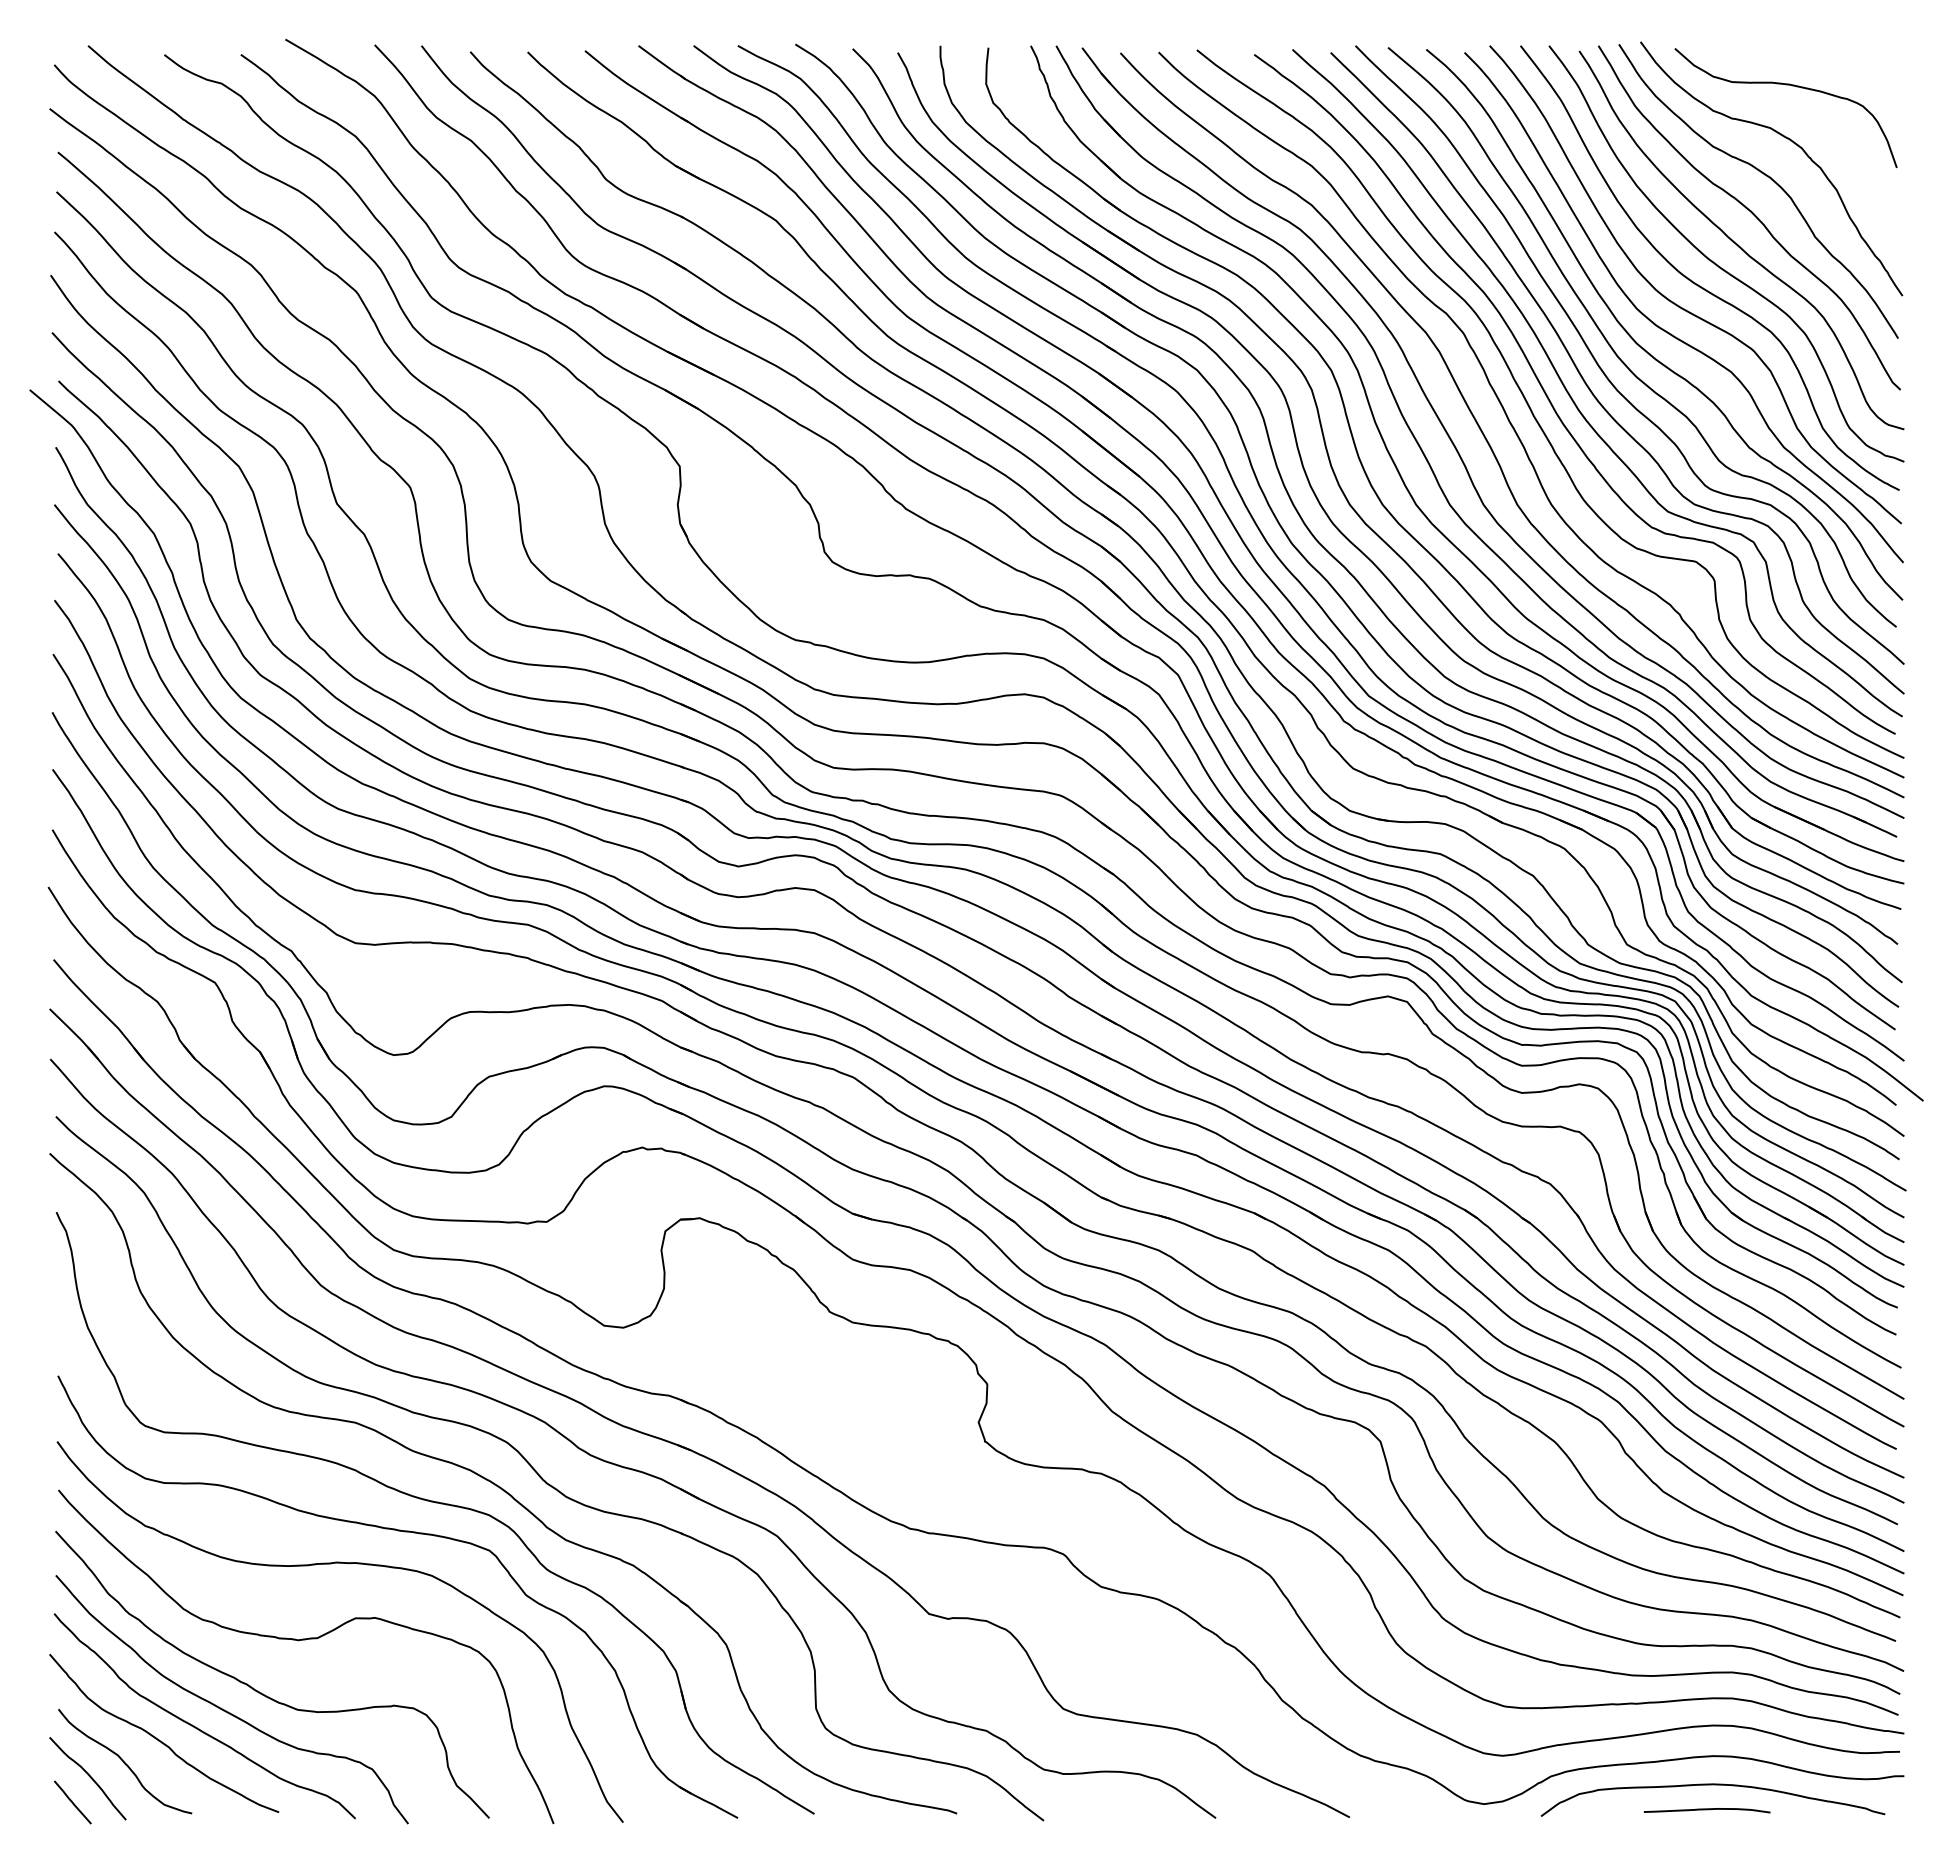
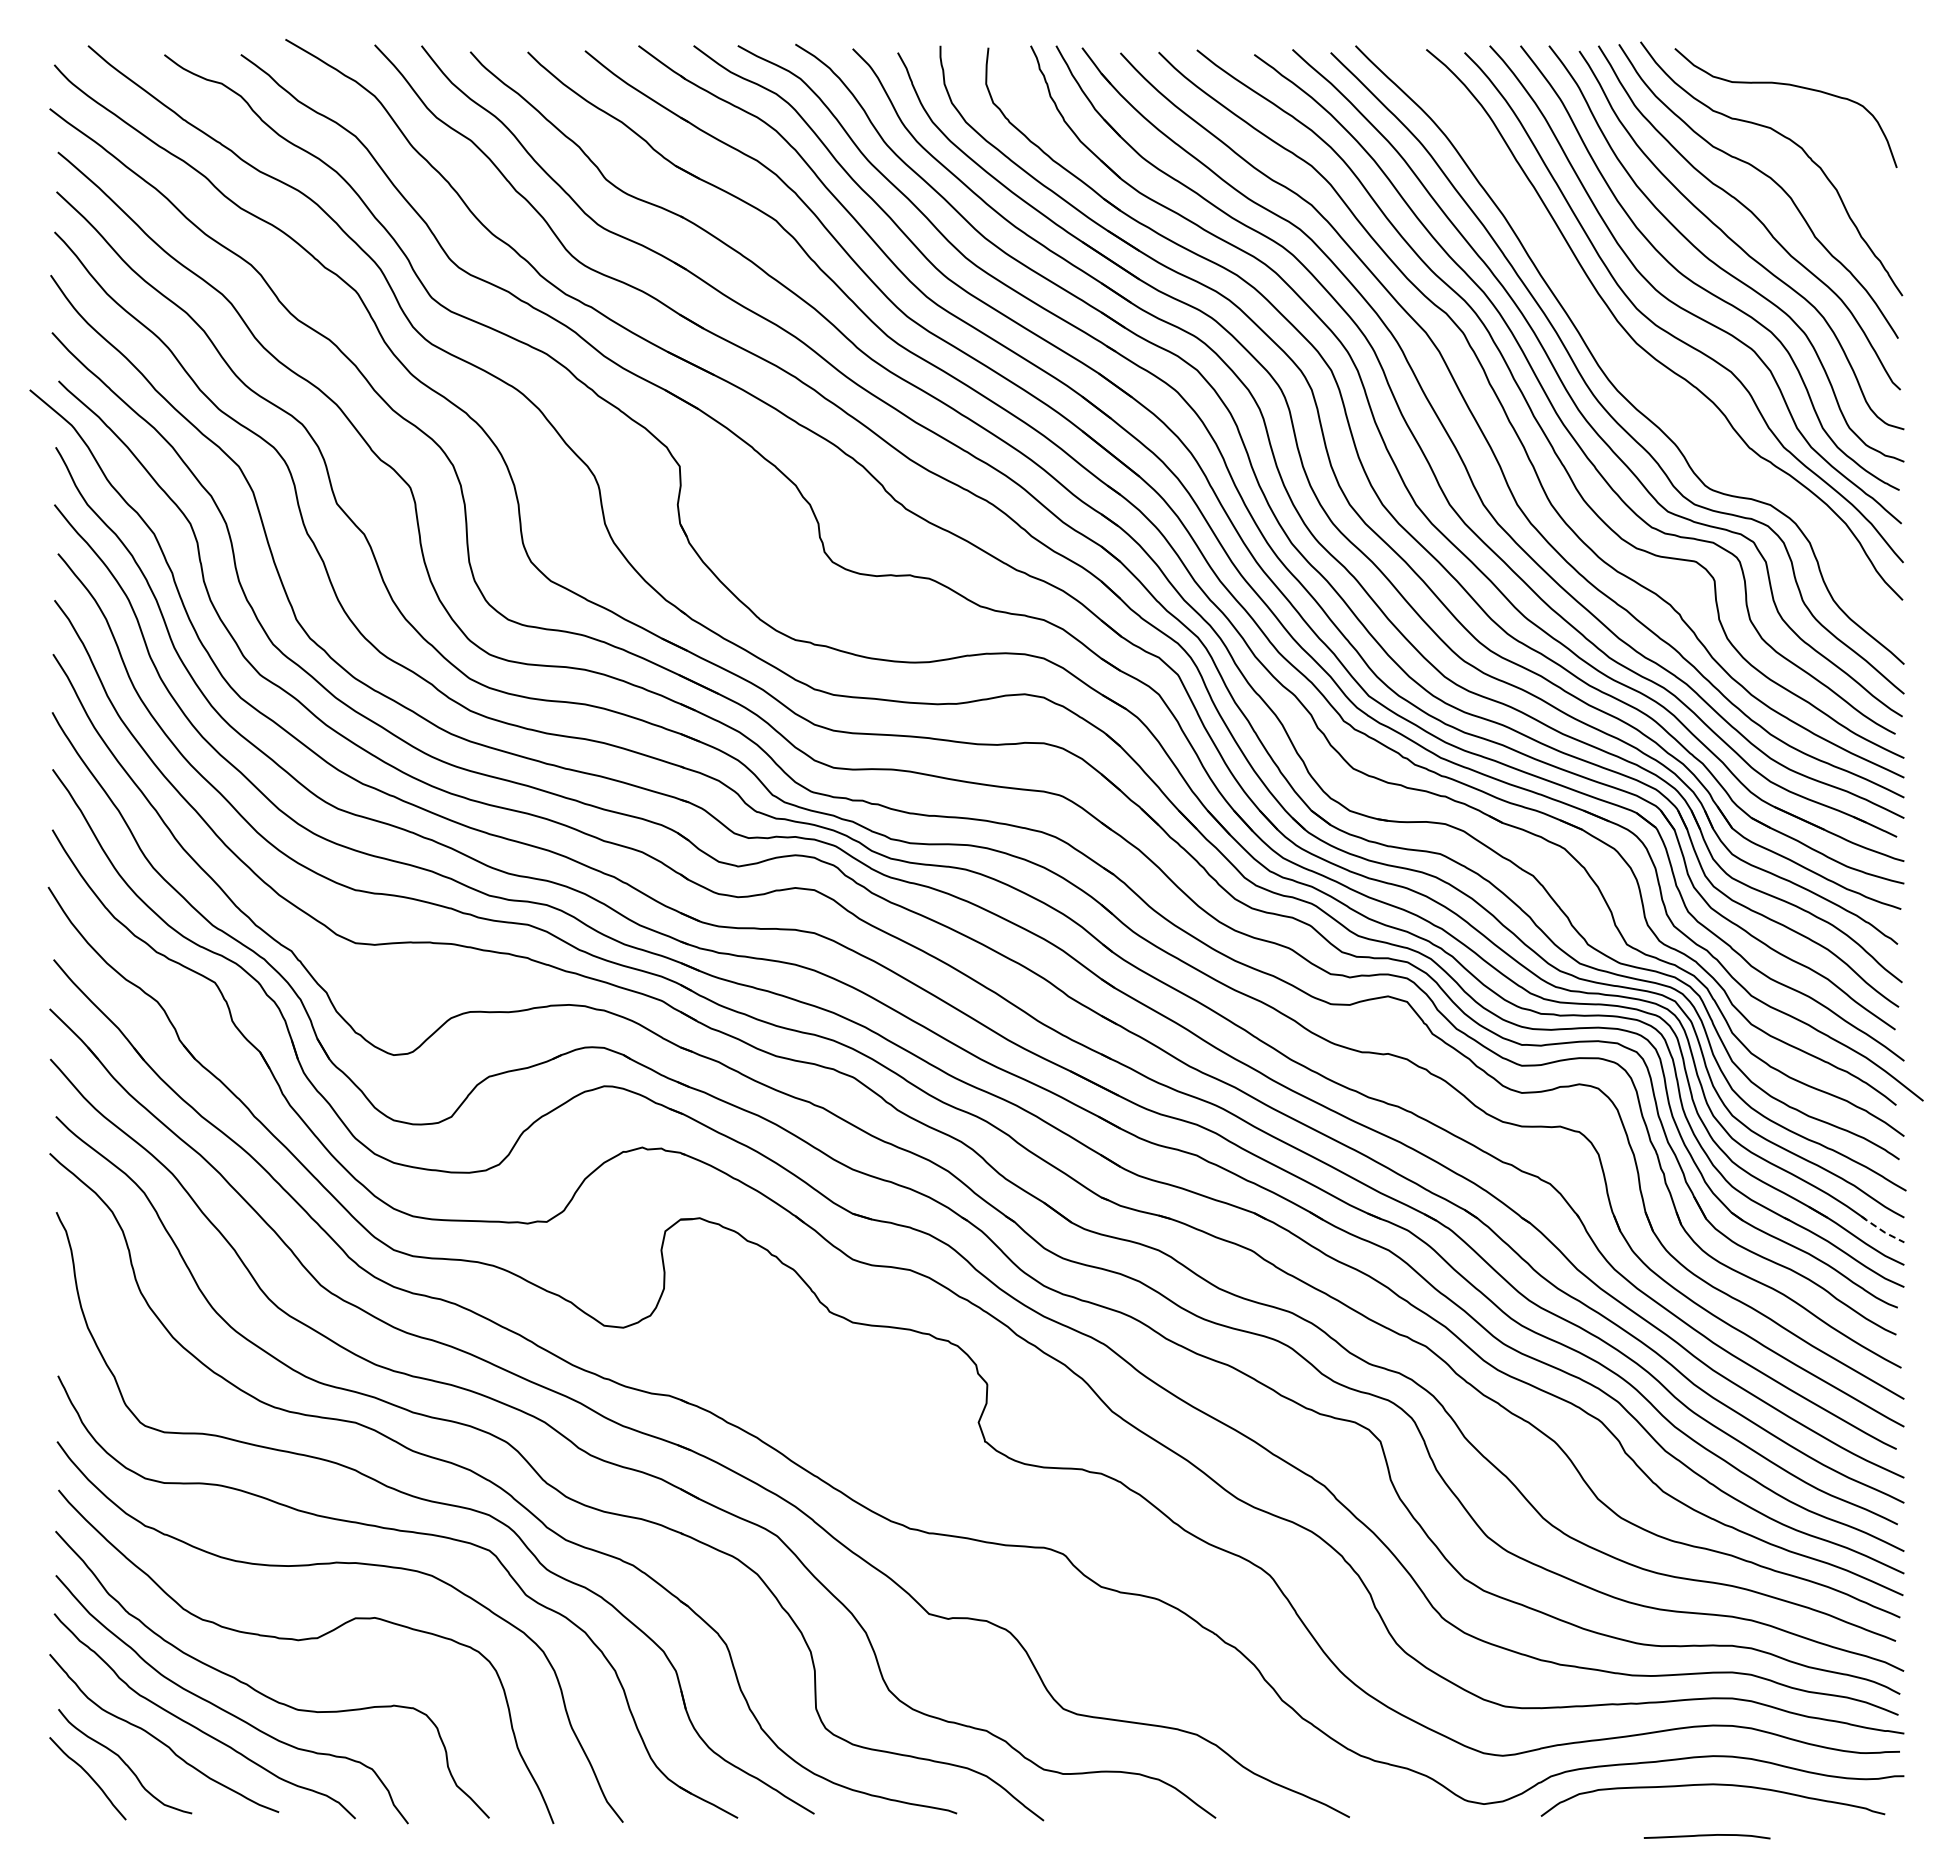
curve: present -> none (1618, 355)
line: solid -> dashed (1882, 1230)
line: present -> none (72, 1802)
curve position: (1706, 1810) -> (1706, 1836) (1706, 1836)
